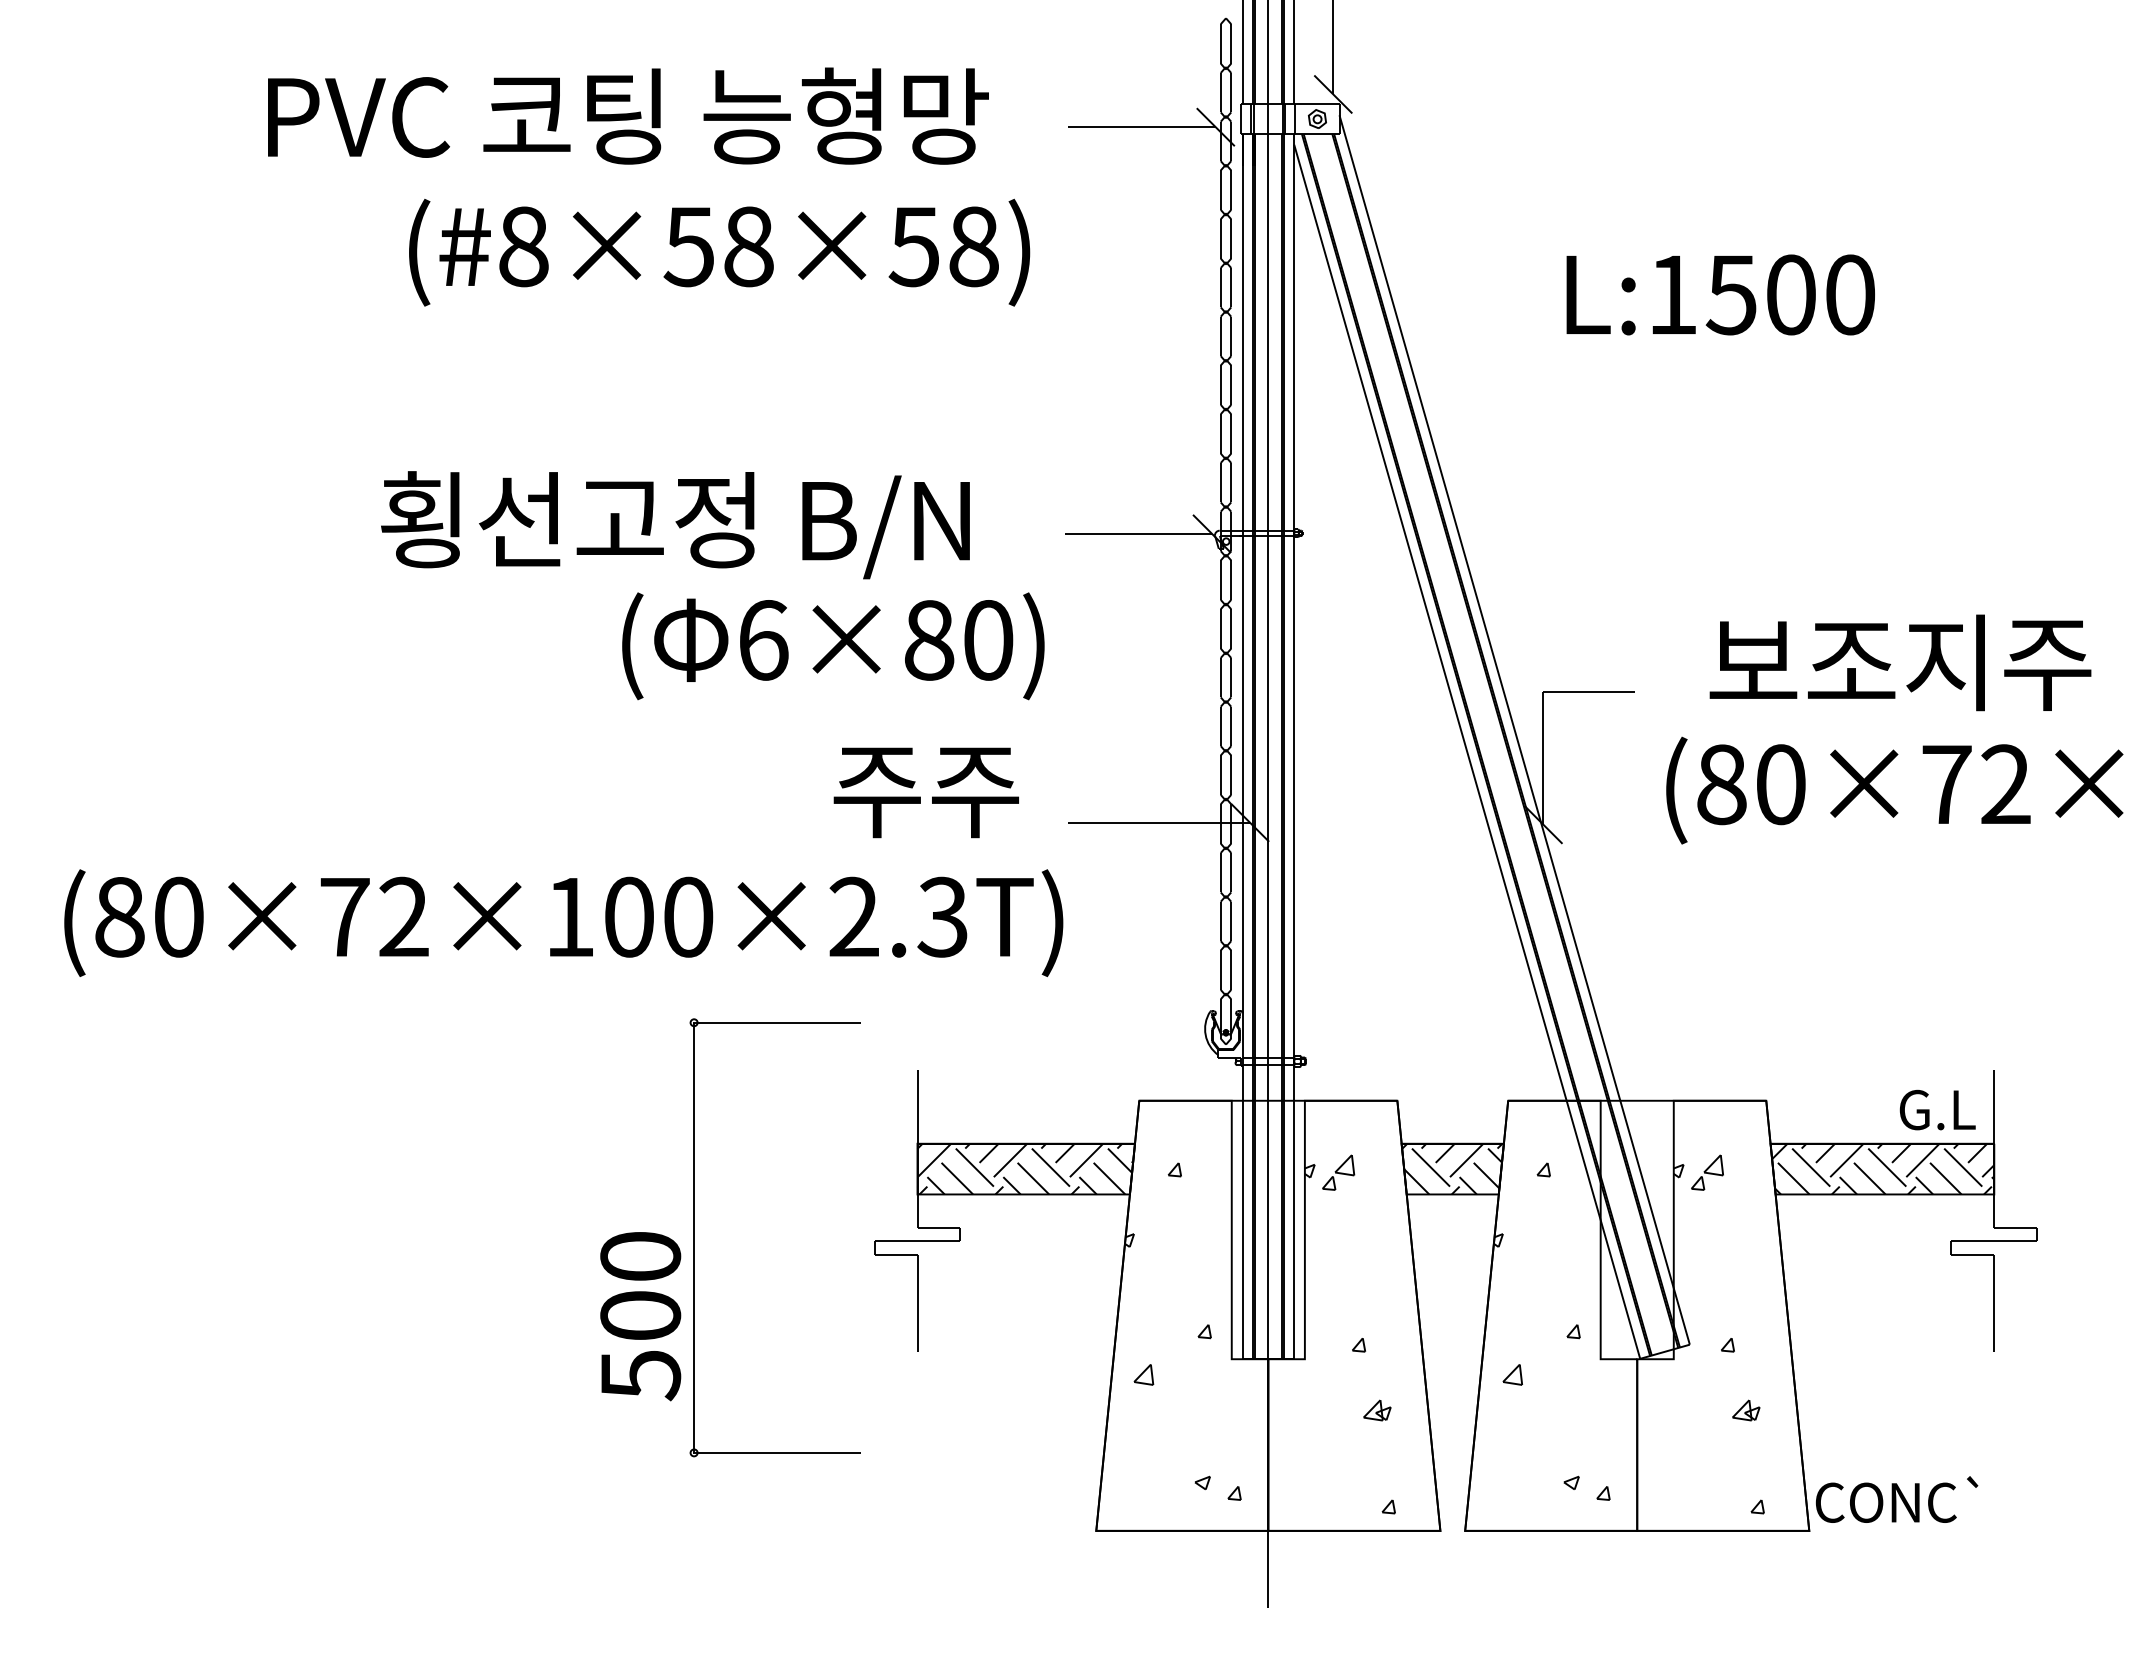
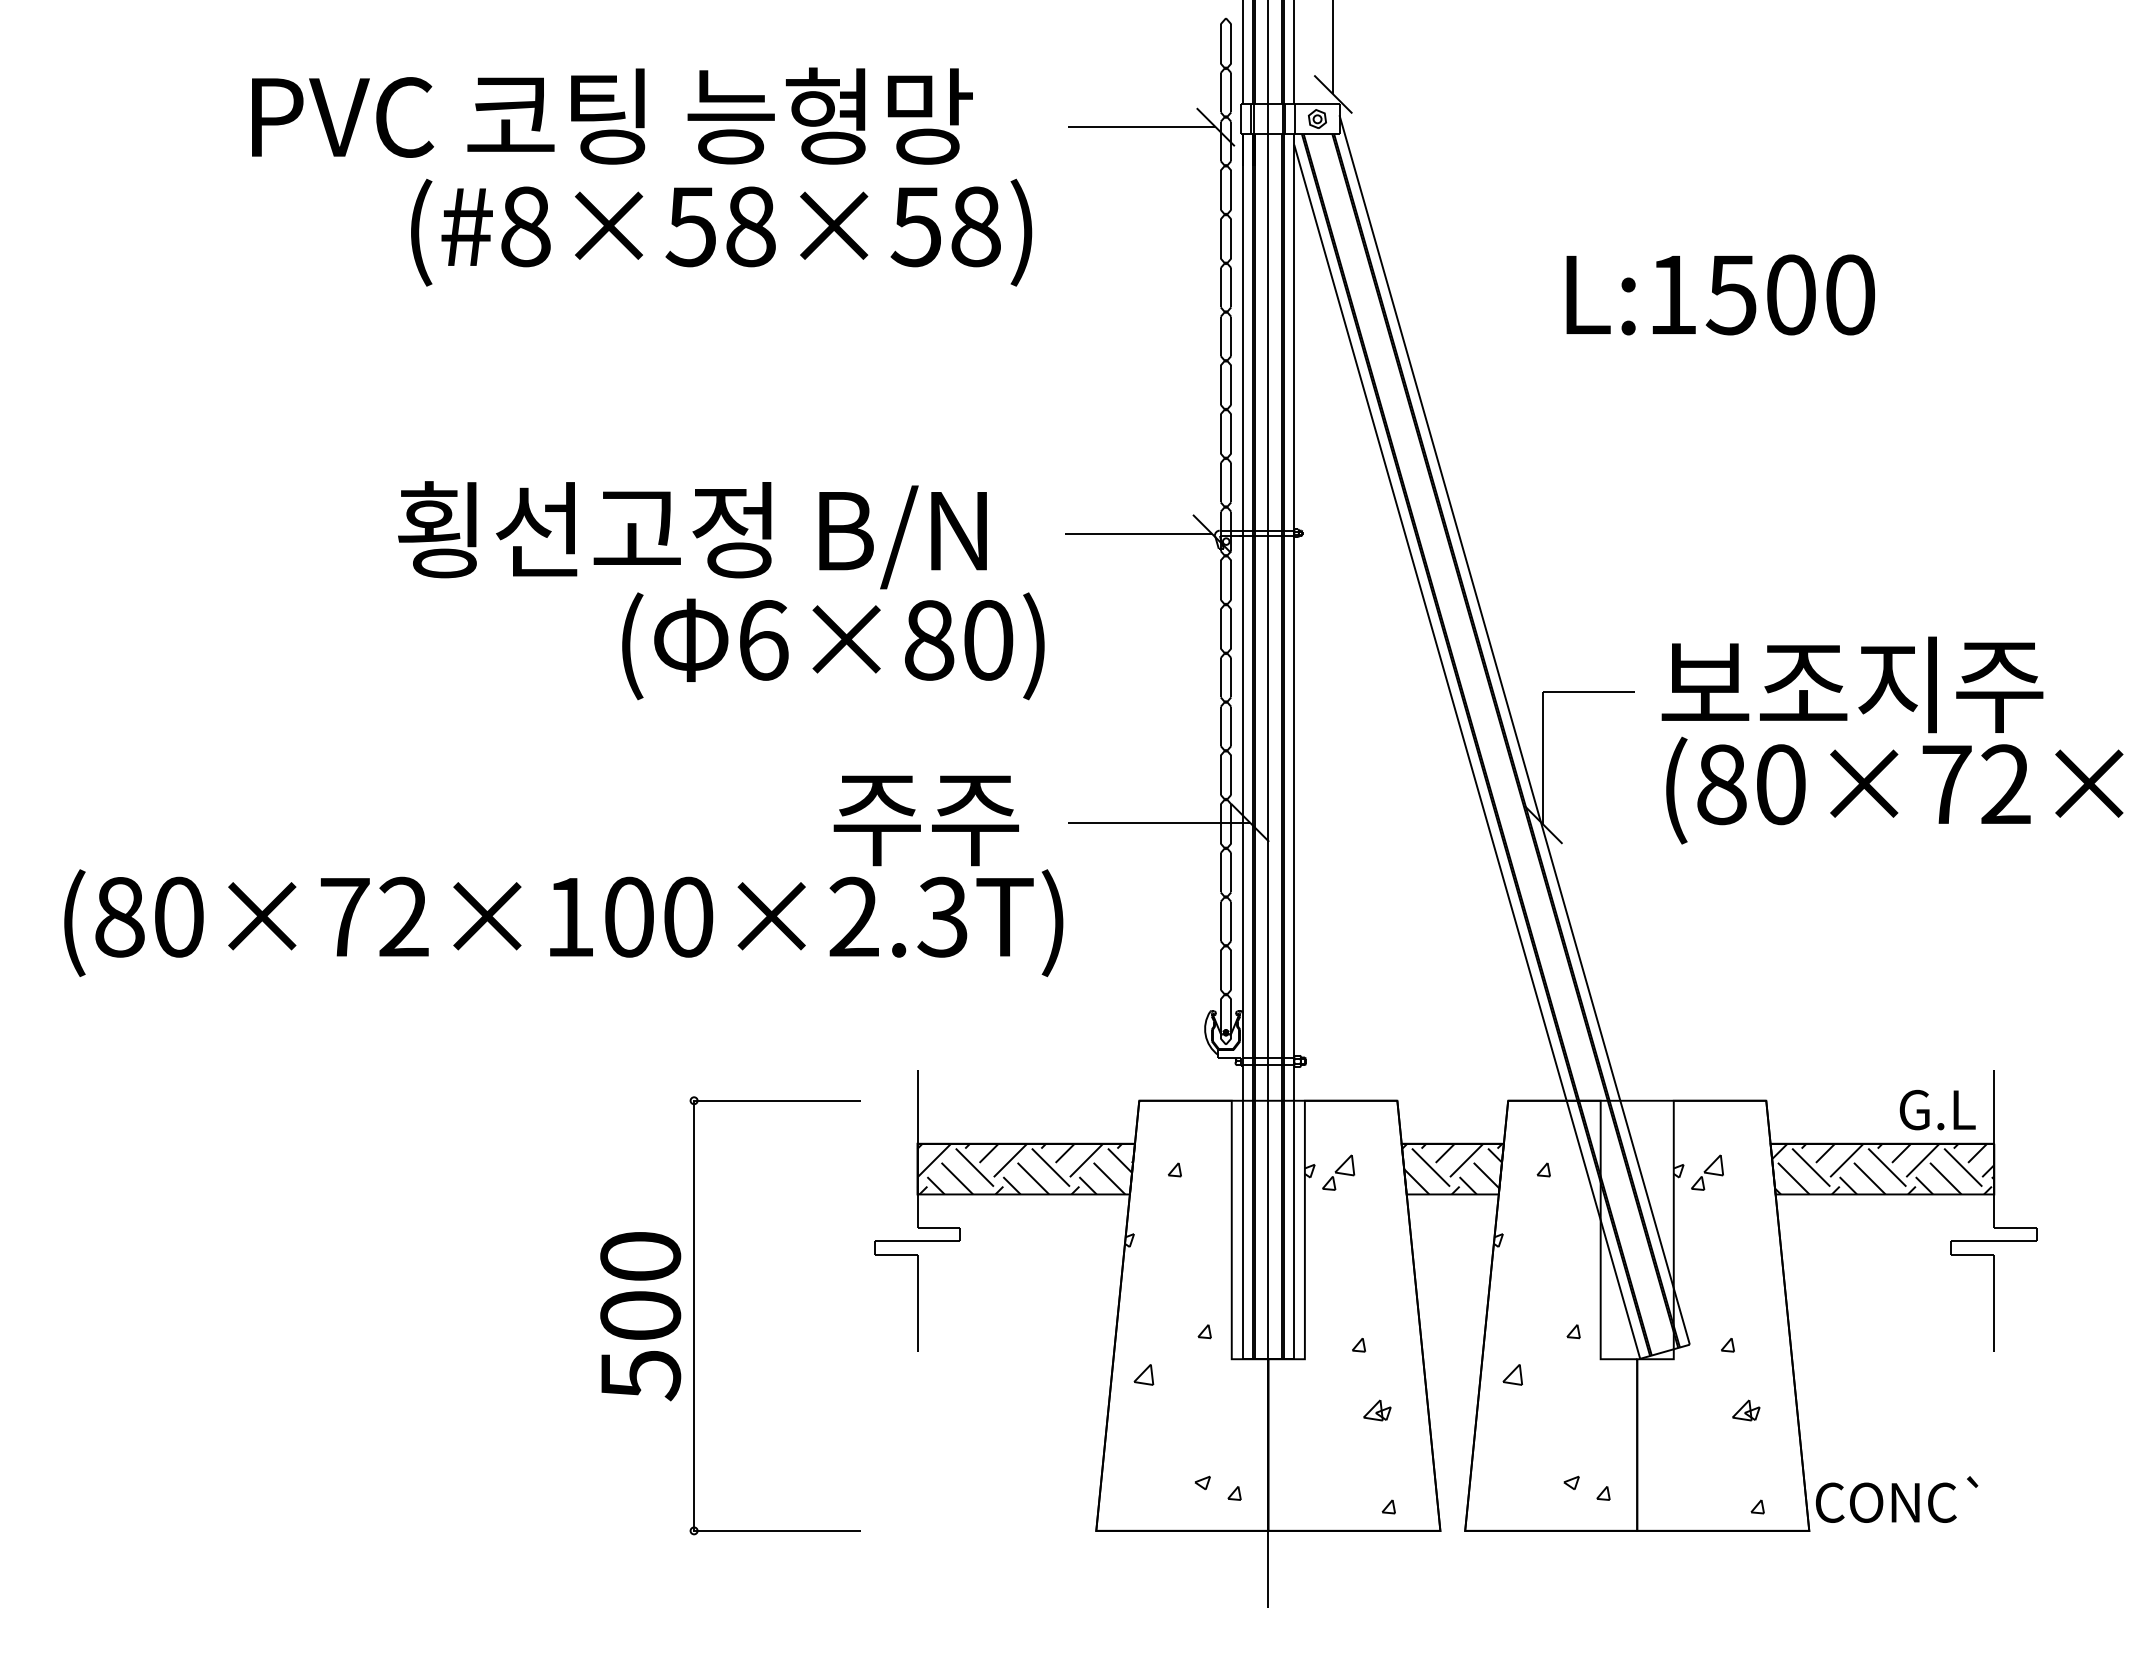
text position: (628, 115) -> (612, 115) (612, 115)
text position: (719, 252) -> (721, 232) (721, 232)
text position: (675, 525) -> (692, 535) (692, 535)
text position: (1900, 662) -> (1852, 684) (1852, 684)
text position: (925, 792) -> (925, 820) (925, 820)
part position: (694, 1237) -> (694, 1315) (694, 1315)
